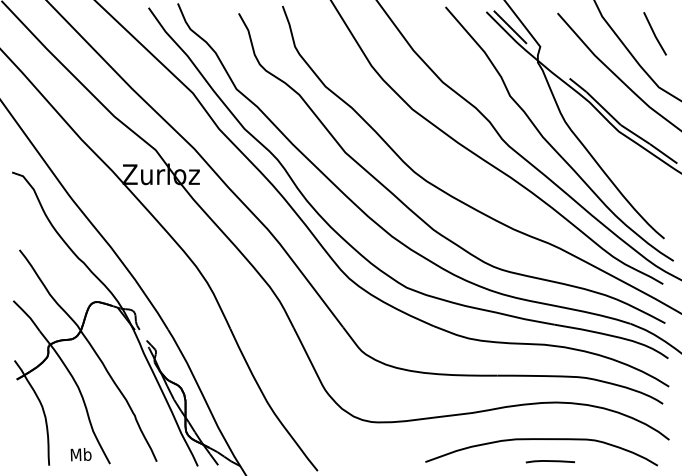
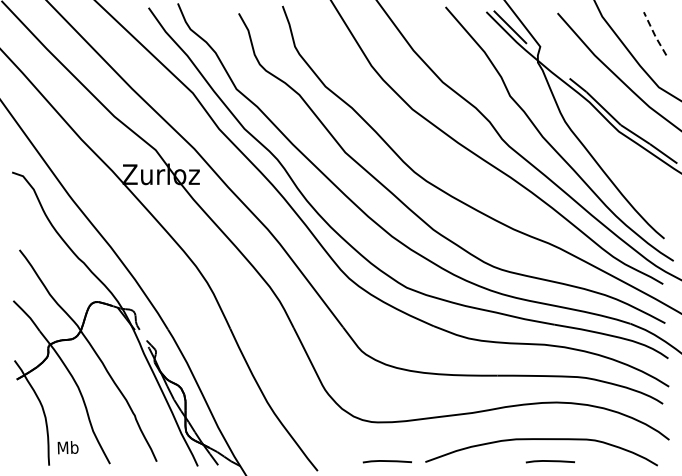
line: solid -> dashed (654, 34)
text position: (80, 454) -> (67, 447) (67, 447)
line: none -> present (386, 461)
